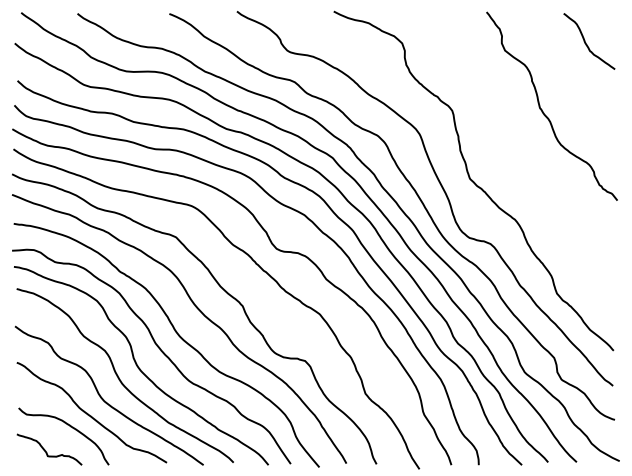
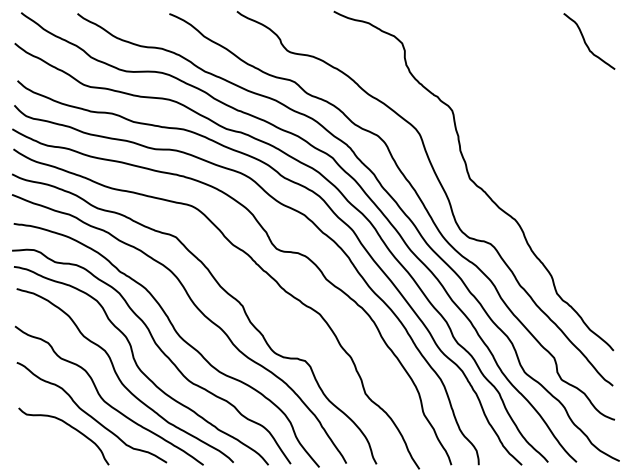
curve: present -> none (542, 109)
curve: present -> none (46, 451)
